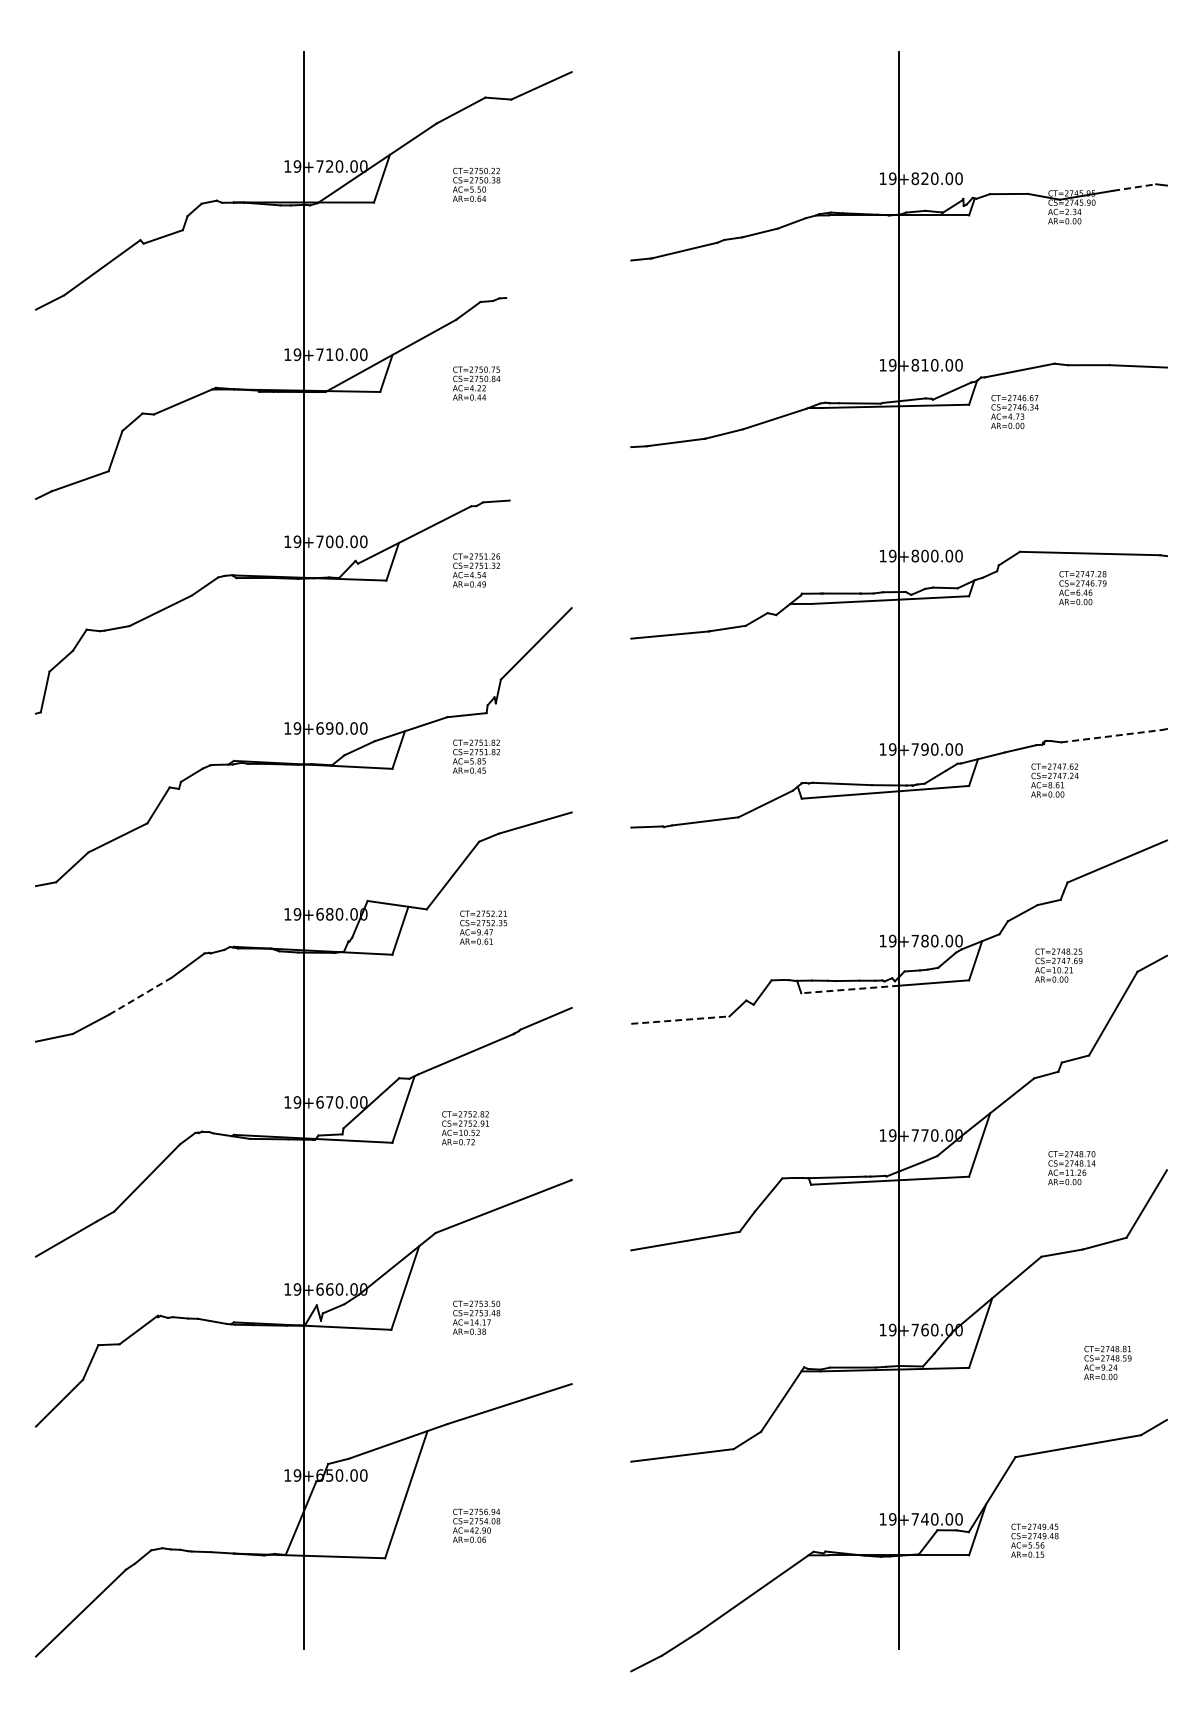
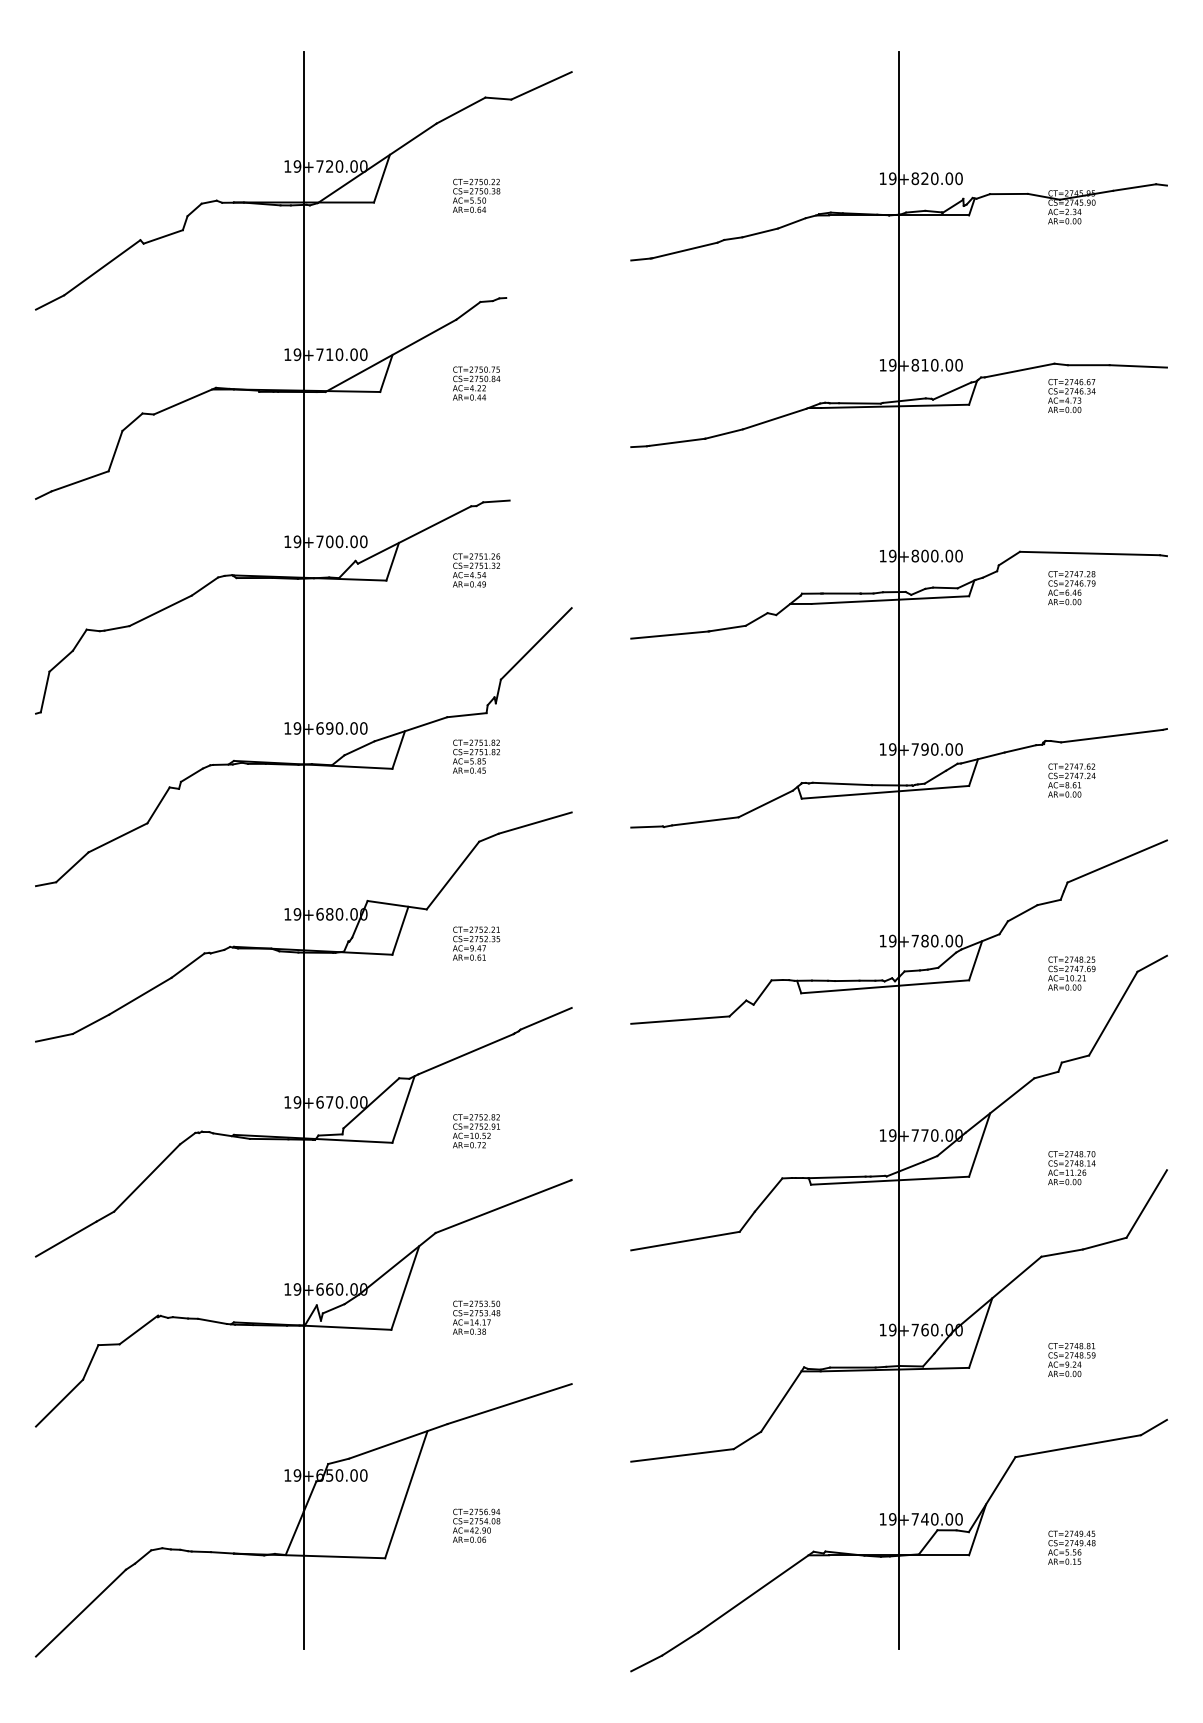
text position: (476, 184) -> (476, 195) (476, 195)
line: dashed -> solid (1134, 187)
text position: (1014, 411) -> (1071, 395) (1071, 395)
text position: (1082, 588) -> (1071, 588) (1071, 588)
line: dashed -> solid (1112, 736)
text position: (1054, 780) -> (1071, 780) (1071, 780)
text position: (483, 927) -> (476, 943) (476, 943)
text position: (1058, 965) -> (1071, 973) (1071, 973)
line: dashed -> solid (849, 989)
line: dashed -> solid (140, 996)
line: dashed -> solid (680, 1020)
text position: (465, 1128) -> (476, 1131) (476, 1131)
text position: (1107, 1363) -> (1071, 1360) (1071, 1360)
text position: (1034, 1540) -> (1071, 1547) (1071, 1547)
